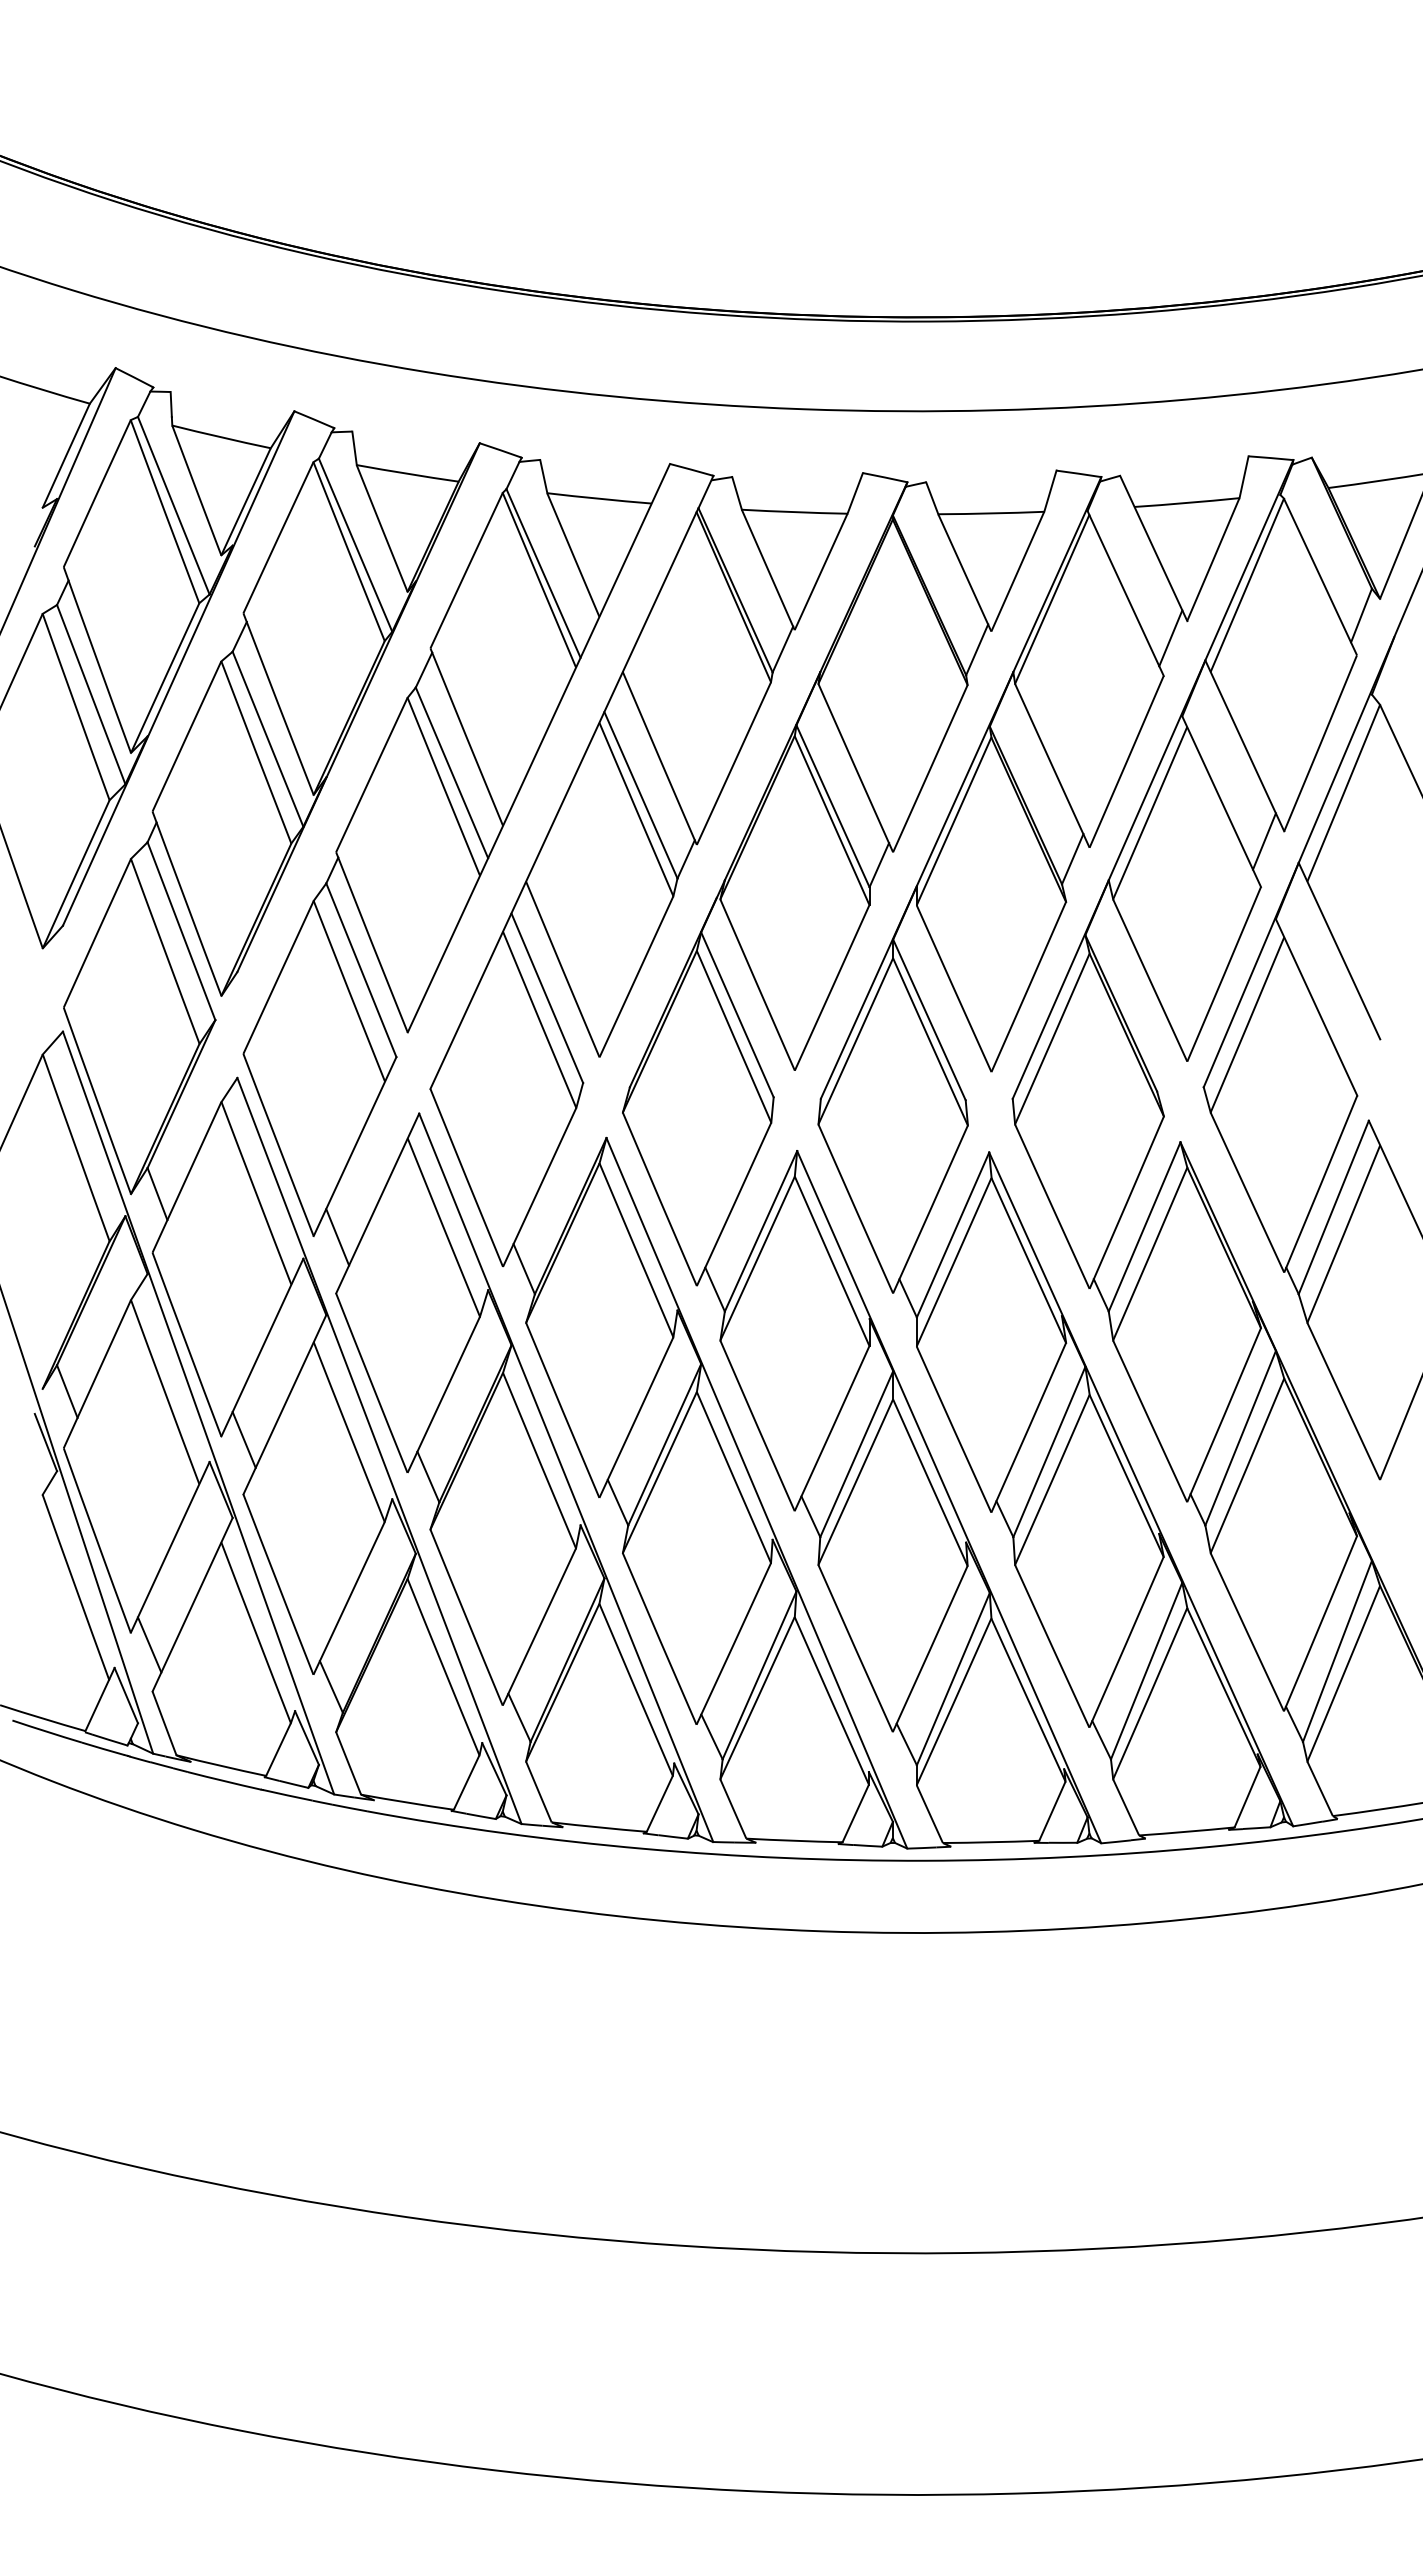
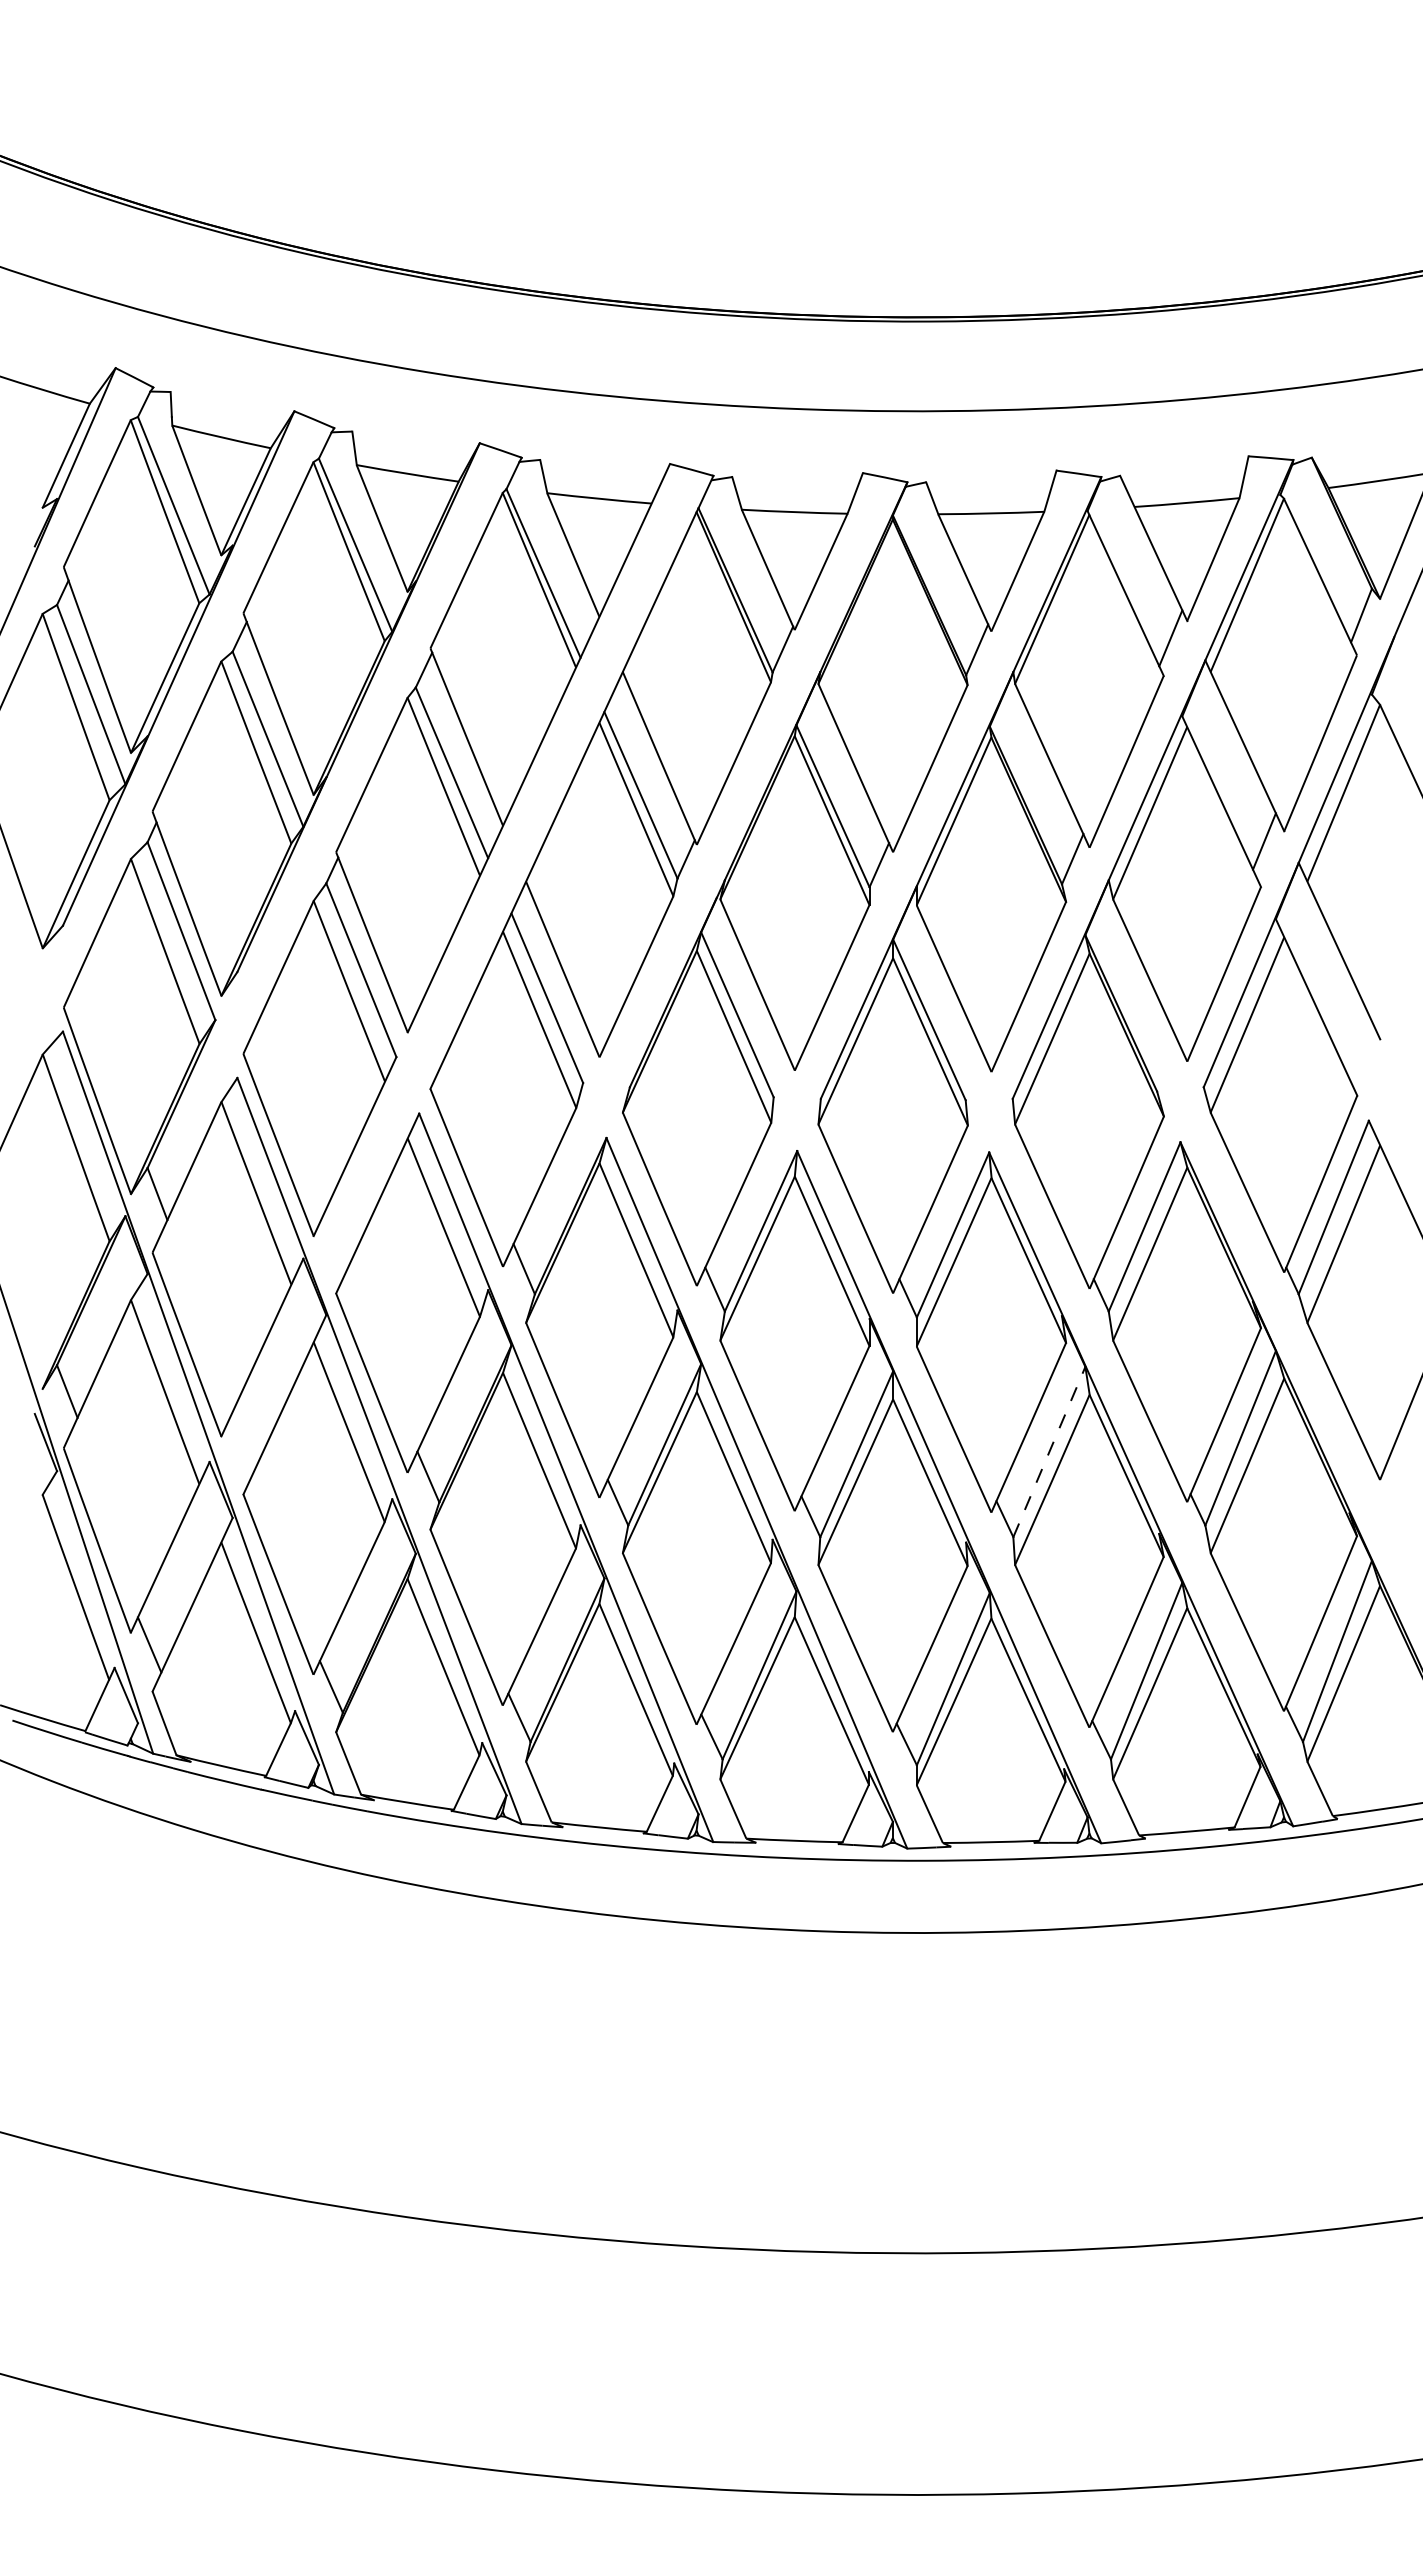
line: present -> none (337, 1237)
line: present -> none (243, 1439)
line: solid -> dashed (1049, 1451)
